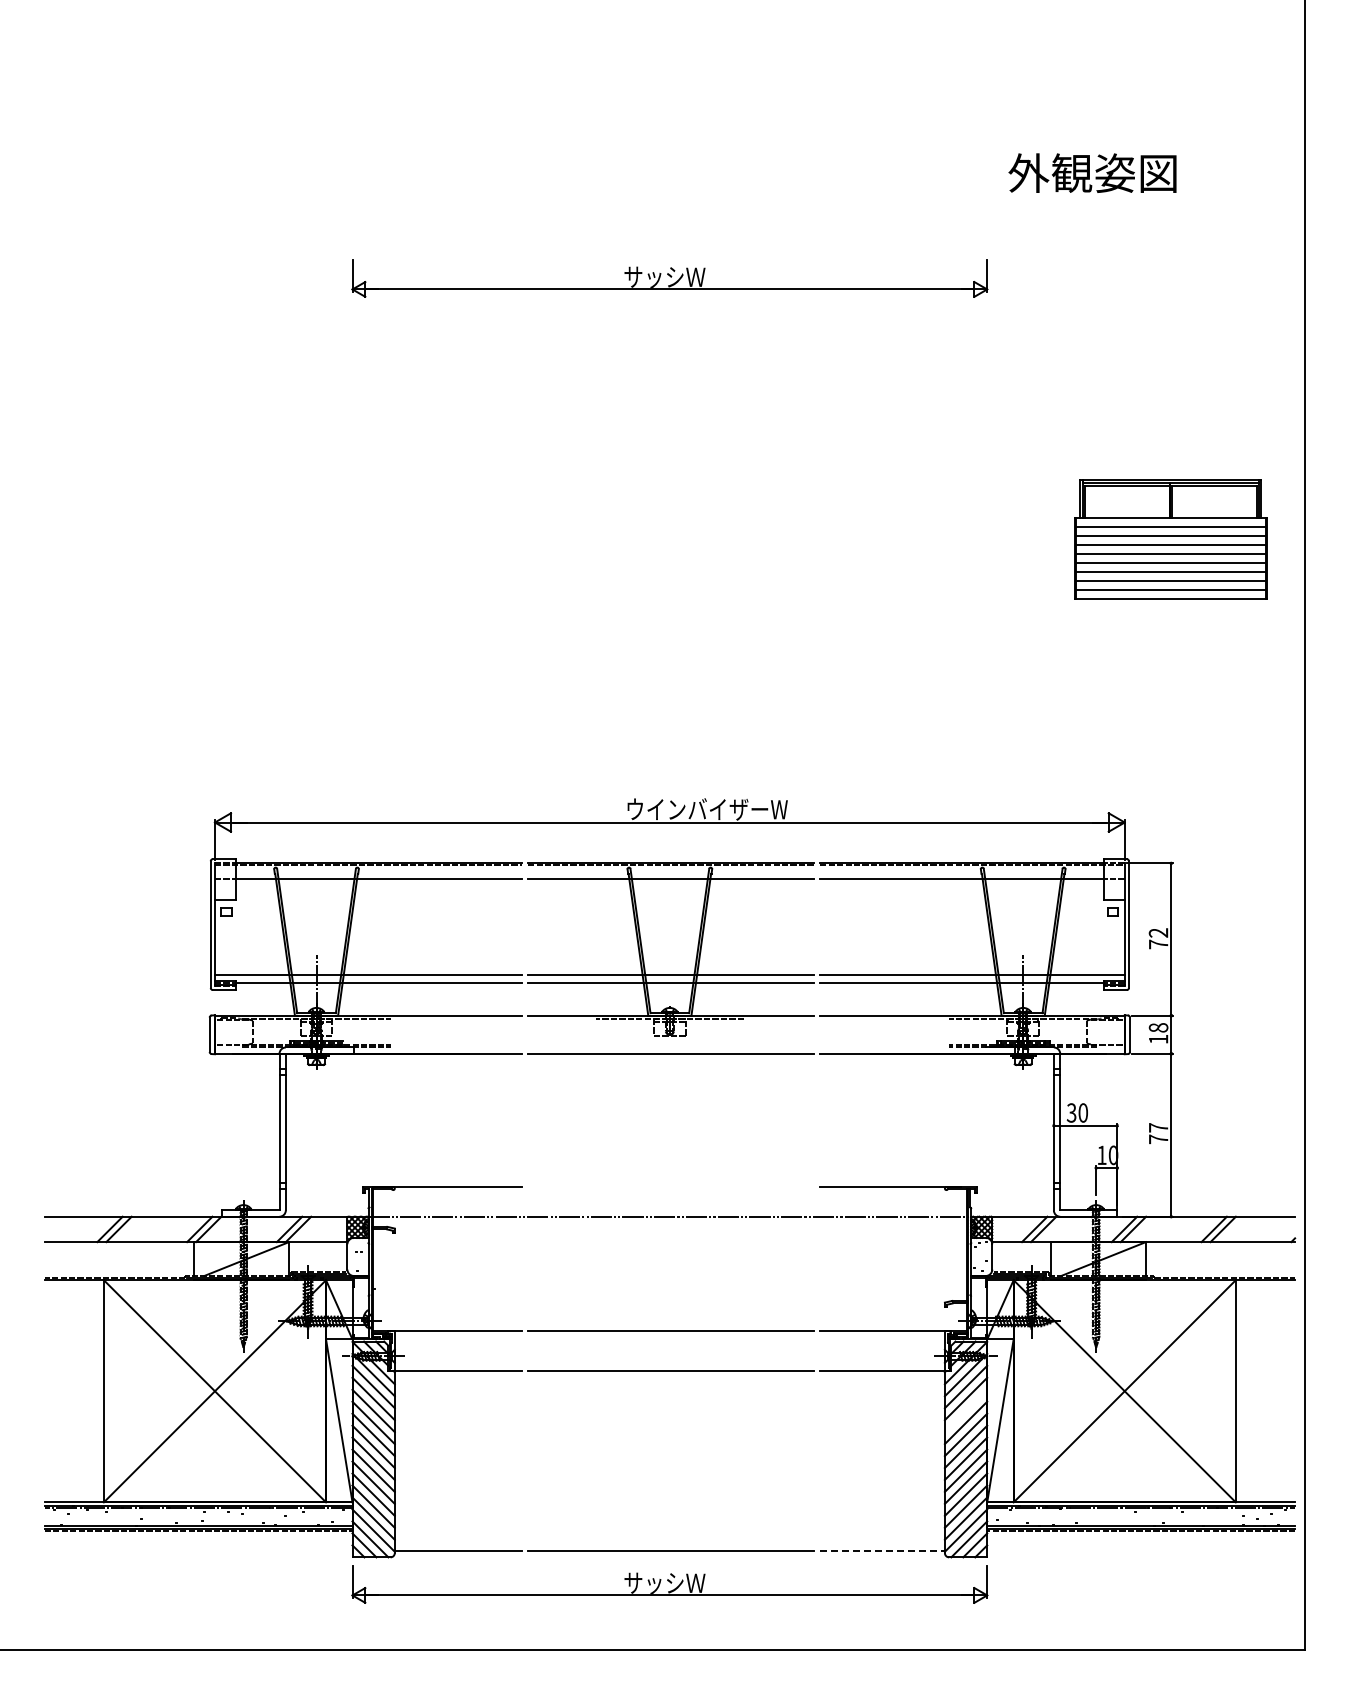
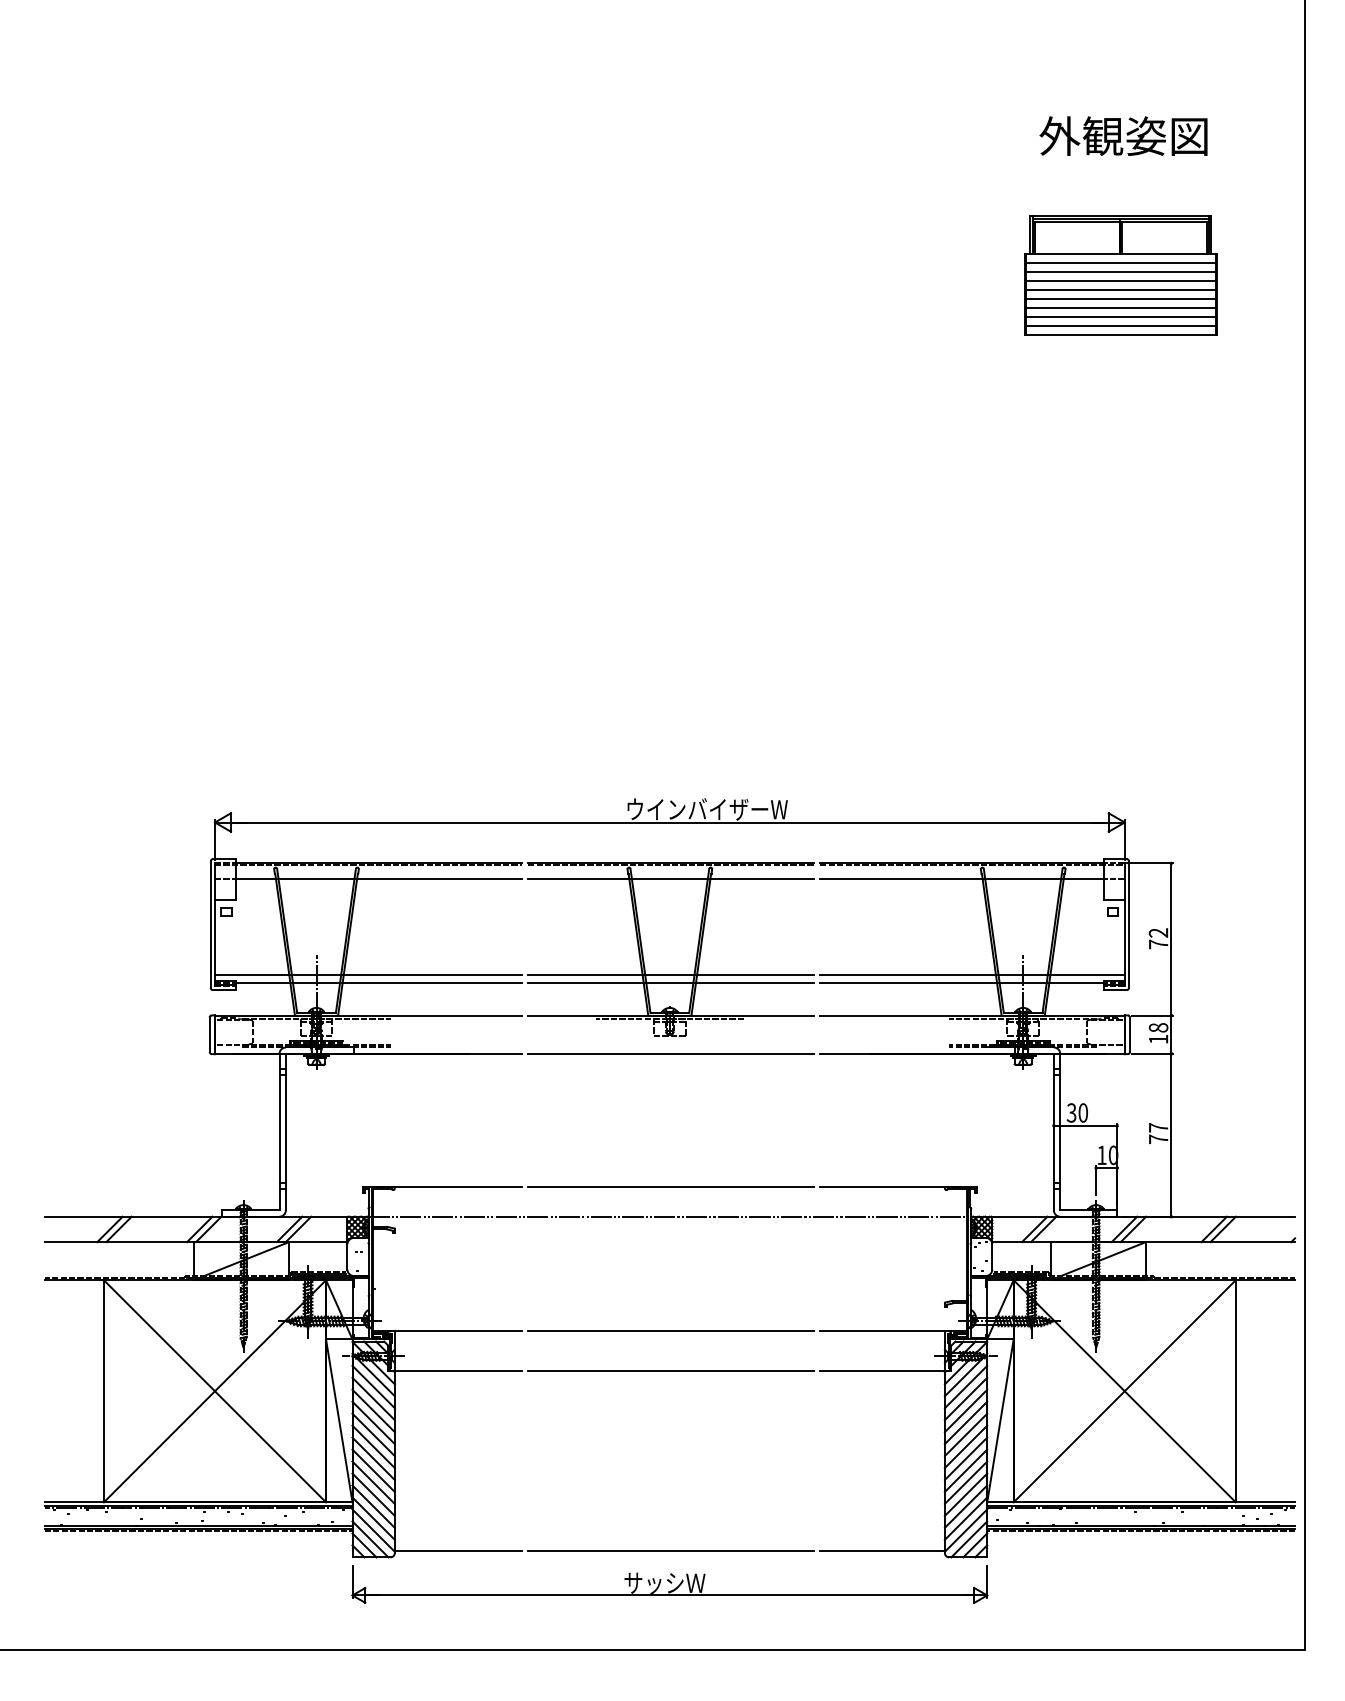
text position: (1092, 172) -> (1123, 135) (1123, 135)
part: present -> none (669, 278)
part position: (1170, 539) -> (1120, 275) (1120, 275)
line: none -> present (671, 1187)
line: none -> present (965, 1410)
line: dashed -> solid (883, 1551)
